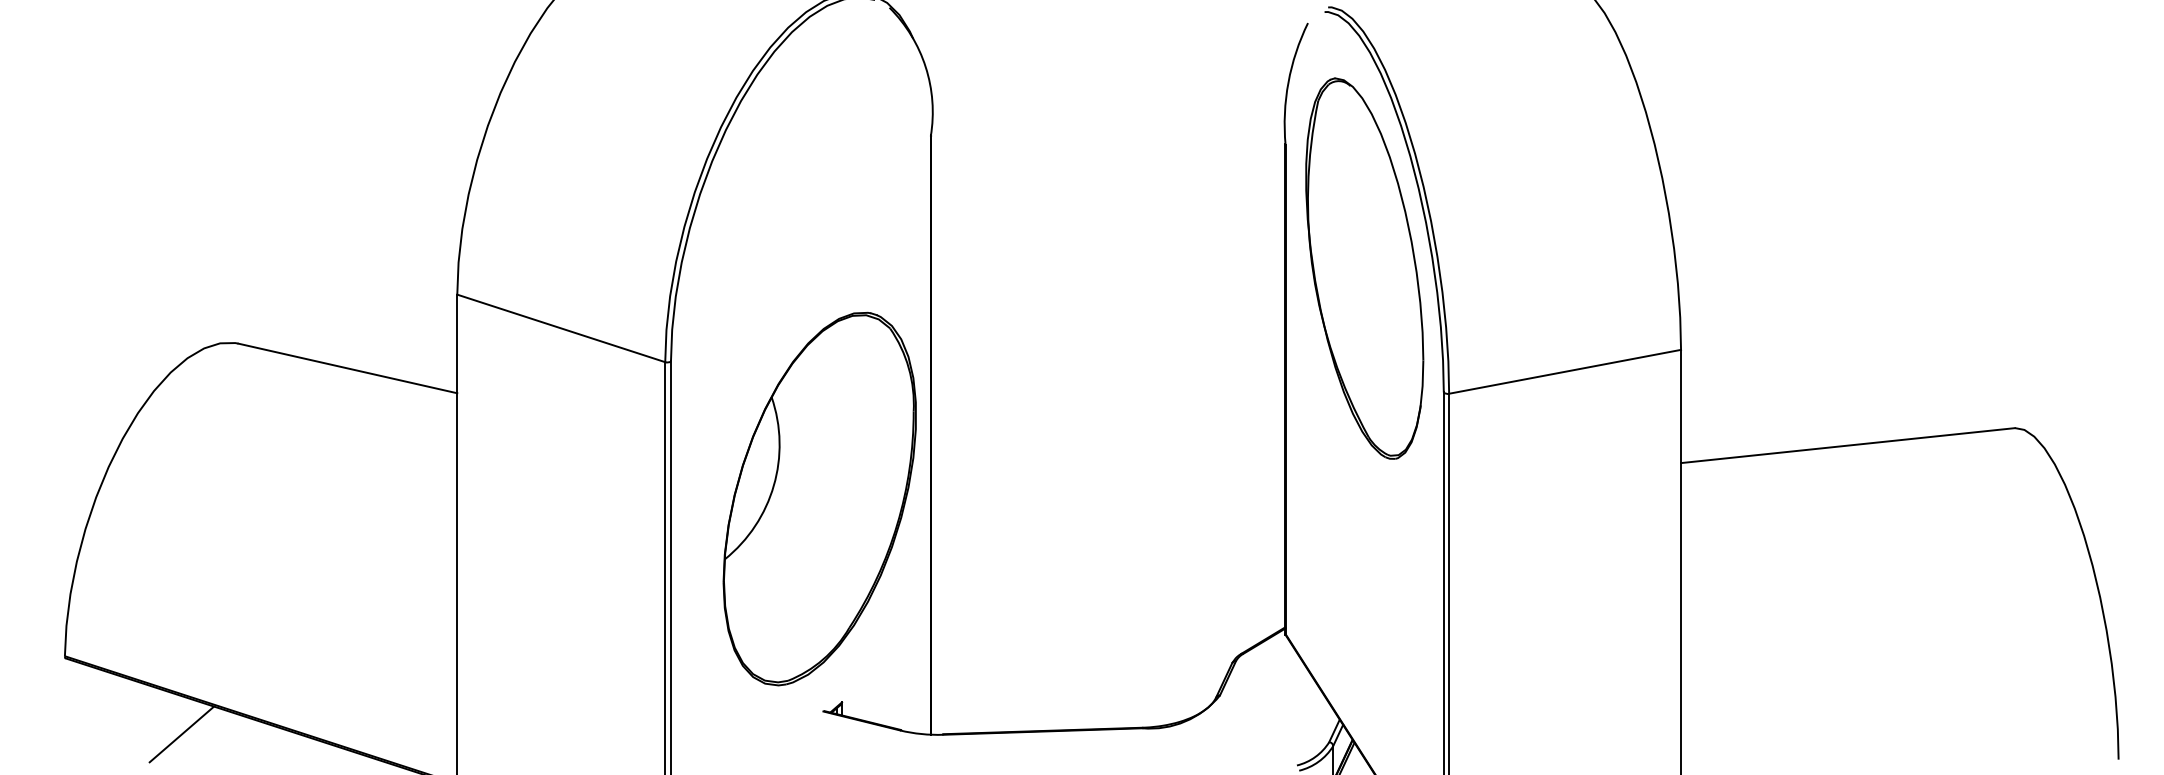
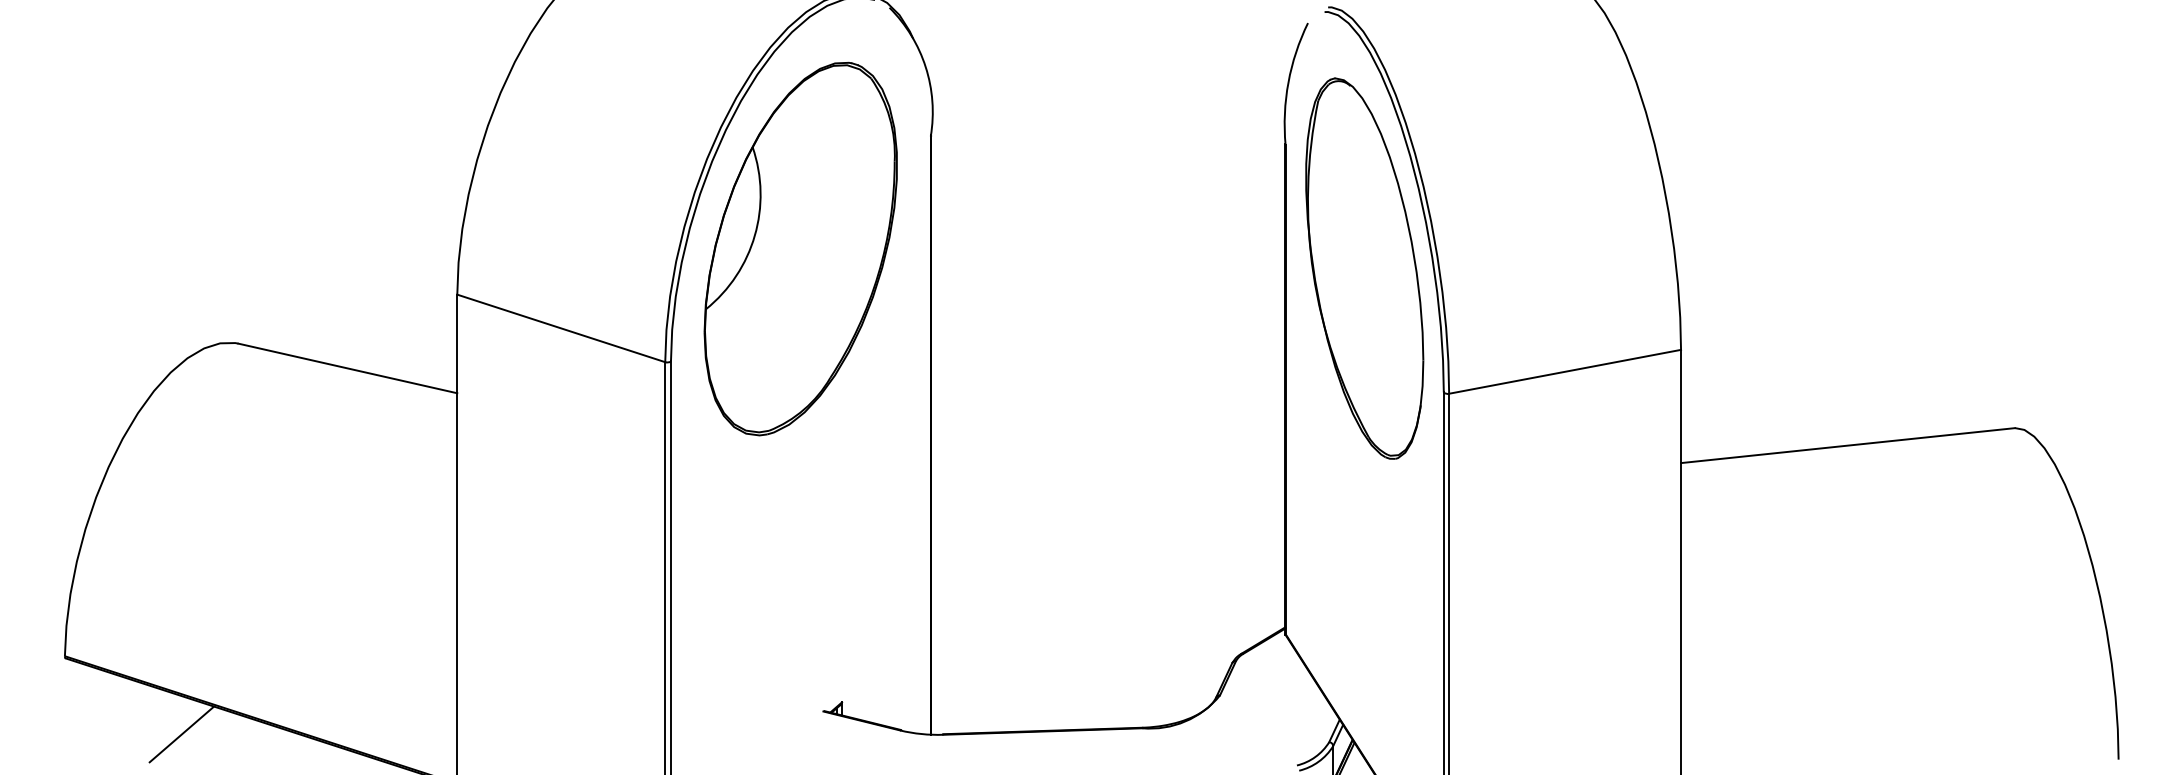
part position: (819, 498) -> (800, 248) (800, 248)
